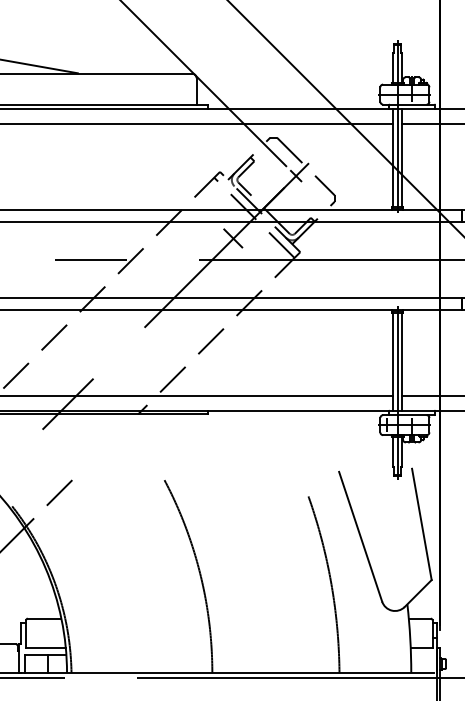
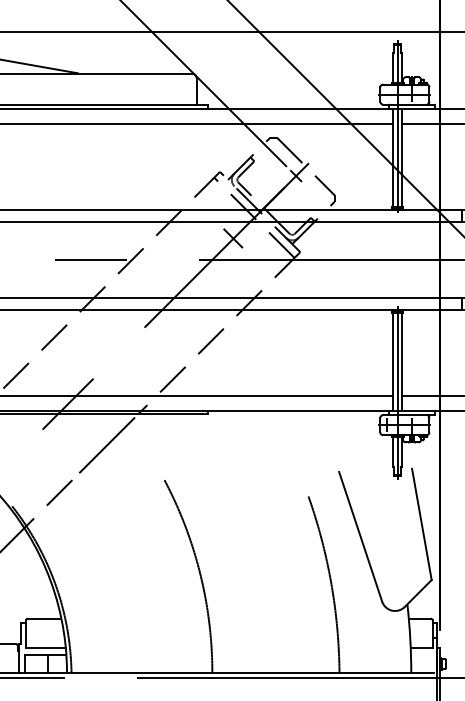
line: none -> present (231, 31)
line: none -> present (107, 445)
